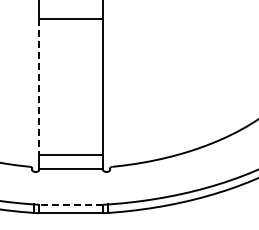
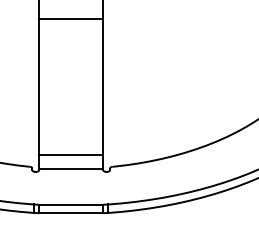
line: dashed -> solid (39, 86)
line: dashed -> solid (70, 204)
